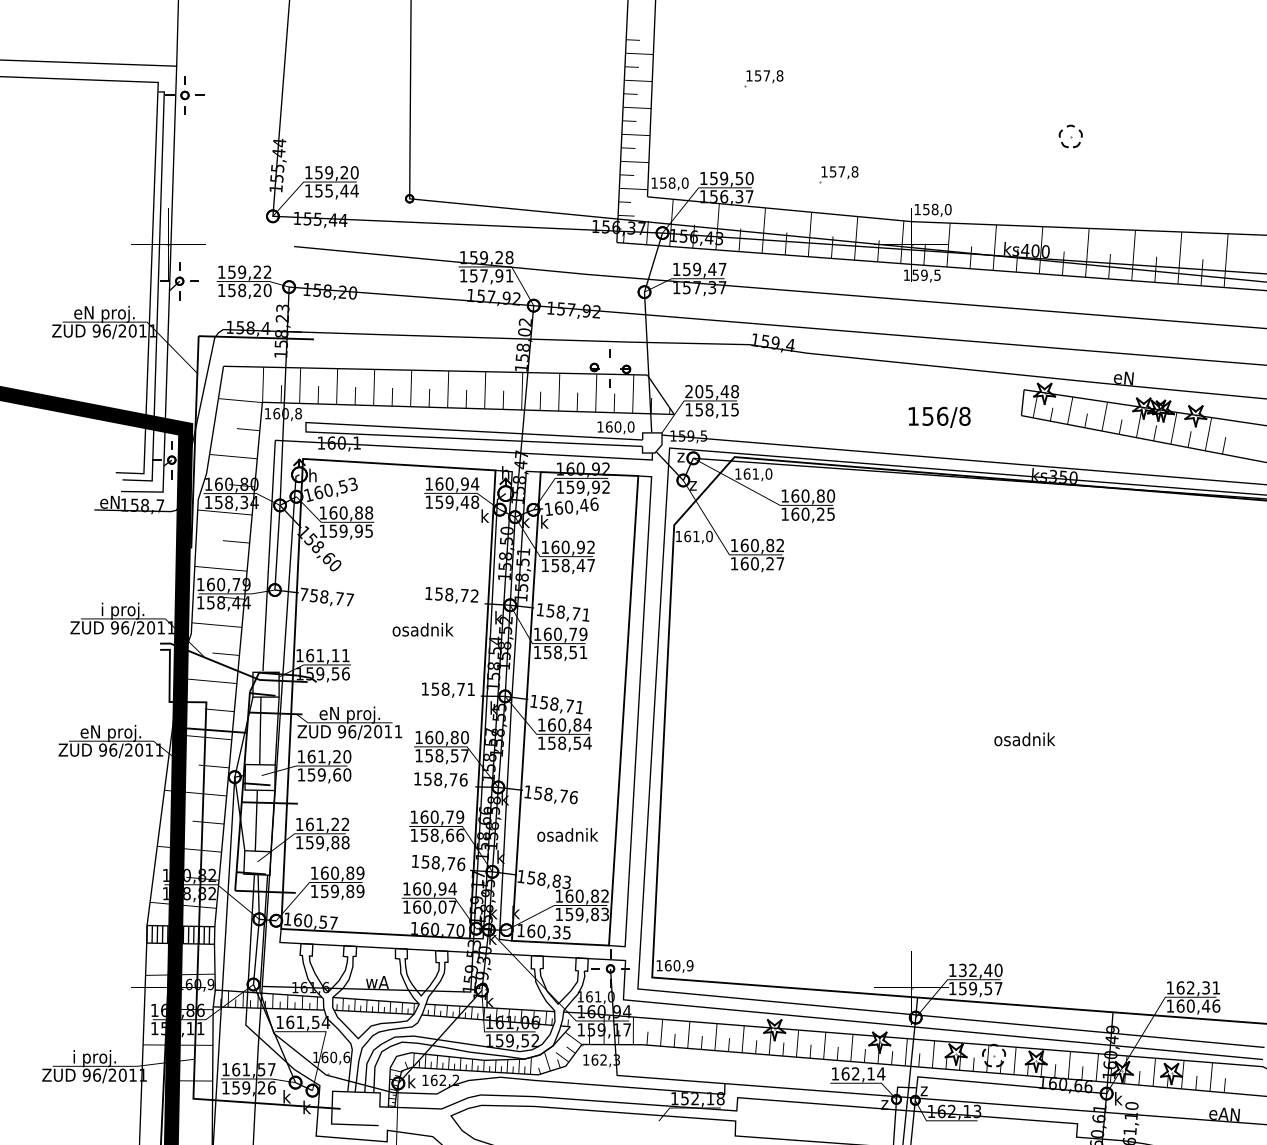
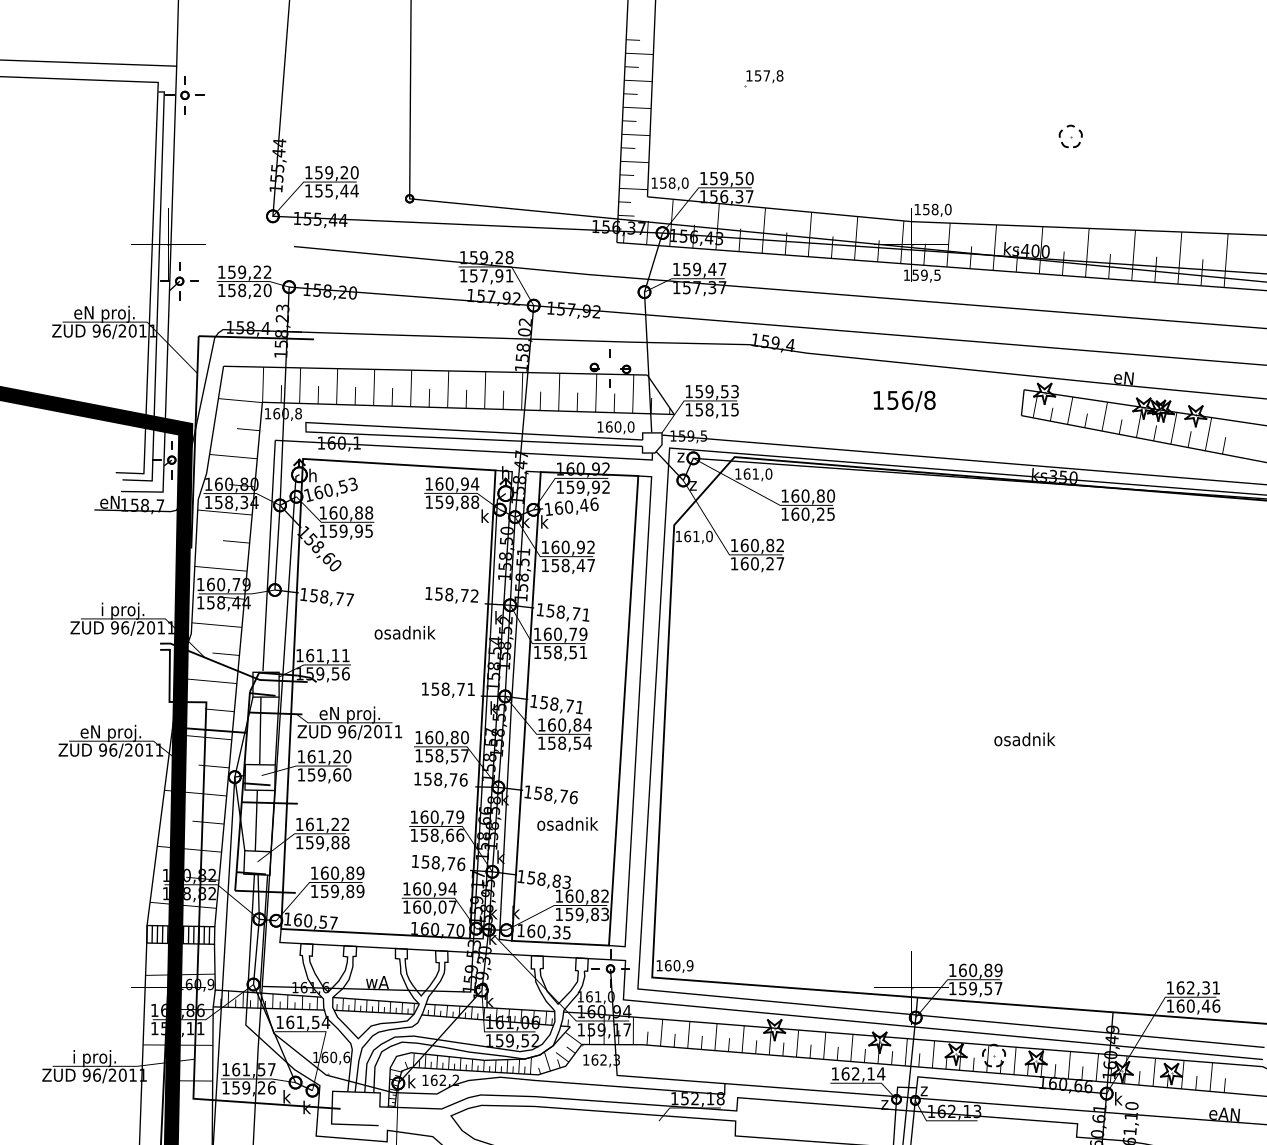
part: present -> none (838, 174)
text: 205,48 -> 159,53 (712, 391)
text position: (939, 416) -> (904, 400) (904, 400)
text: 159,48 -> 159,88 (464, 501)
text: 758,77 -> 158,77 (304, 594)
text position: (422, 629) -> (404, 632) (404, 632)
text position: (567, 834) -> (567, 823) (567, 823)
text: 132,40 -> 160,89 (980, 970)
